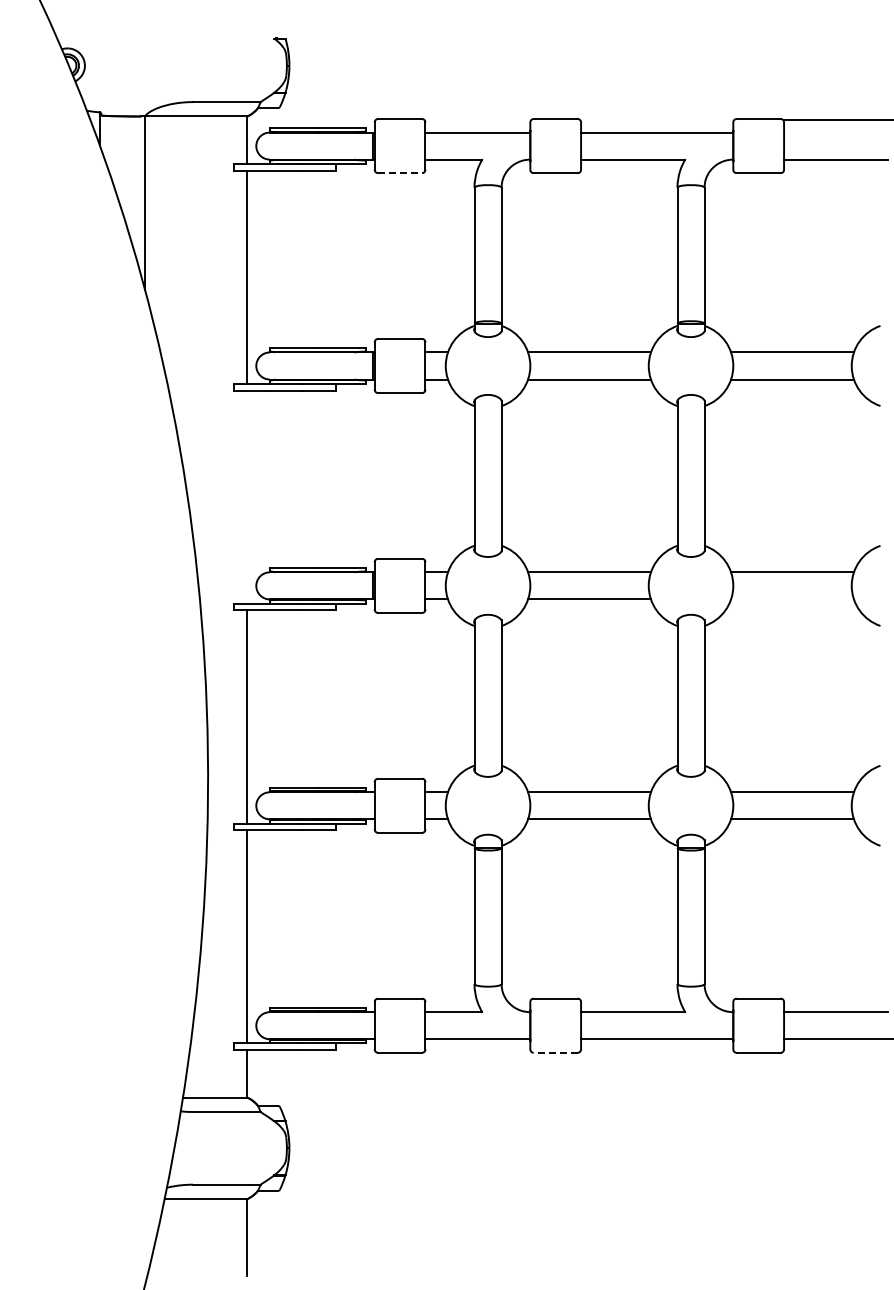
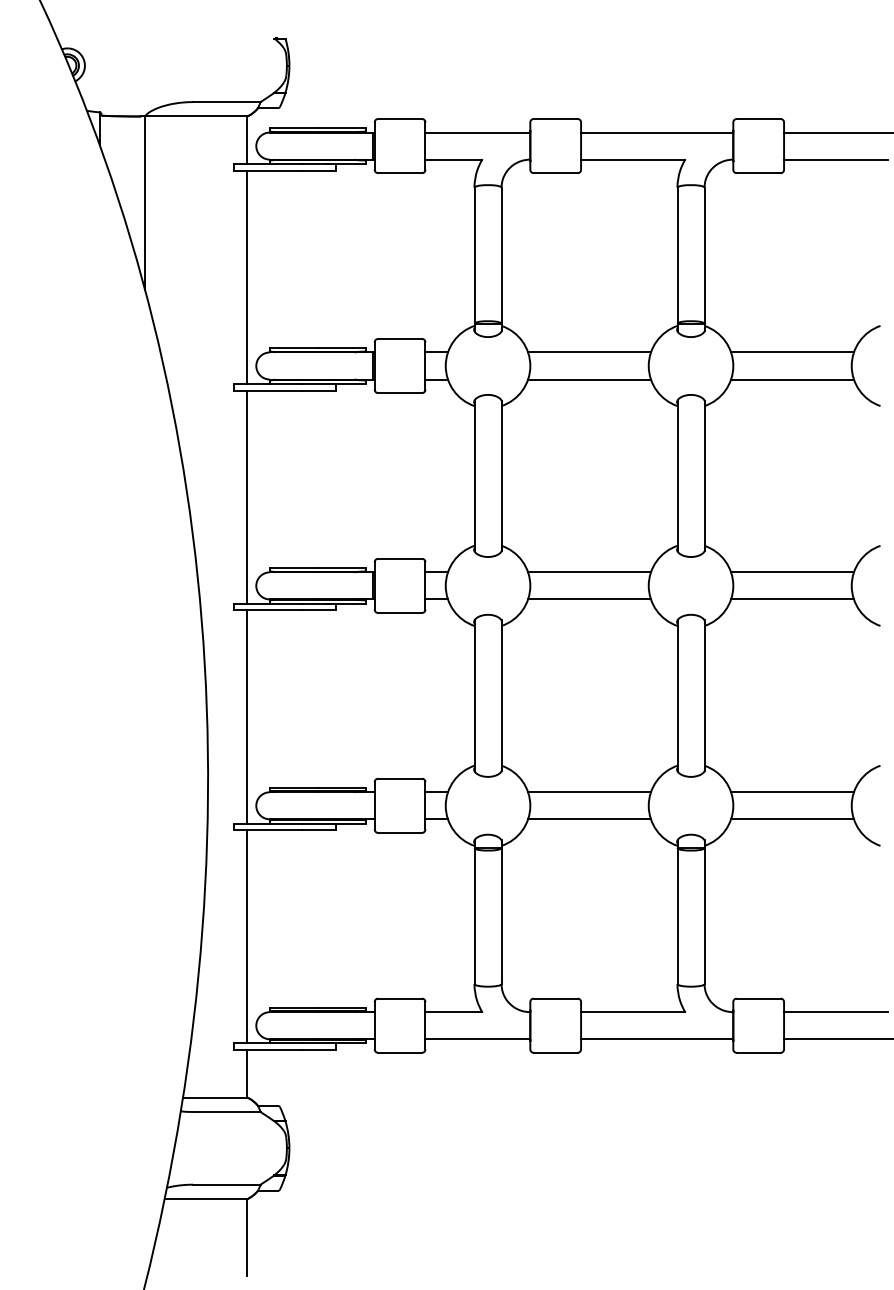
line position: (837, 119) -> (837, 132) (837, 132)
line: dashed -> solid (400, 173)
line: none -> present (247, 496)
line: none -> present (792, 599)
line: dashed -> solid (555, 1052)
